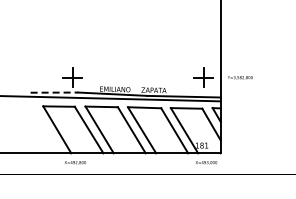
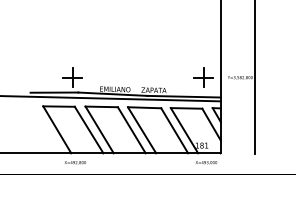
line: none -> present (255, 77)
line: dashed -> solid (54, 92)
